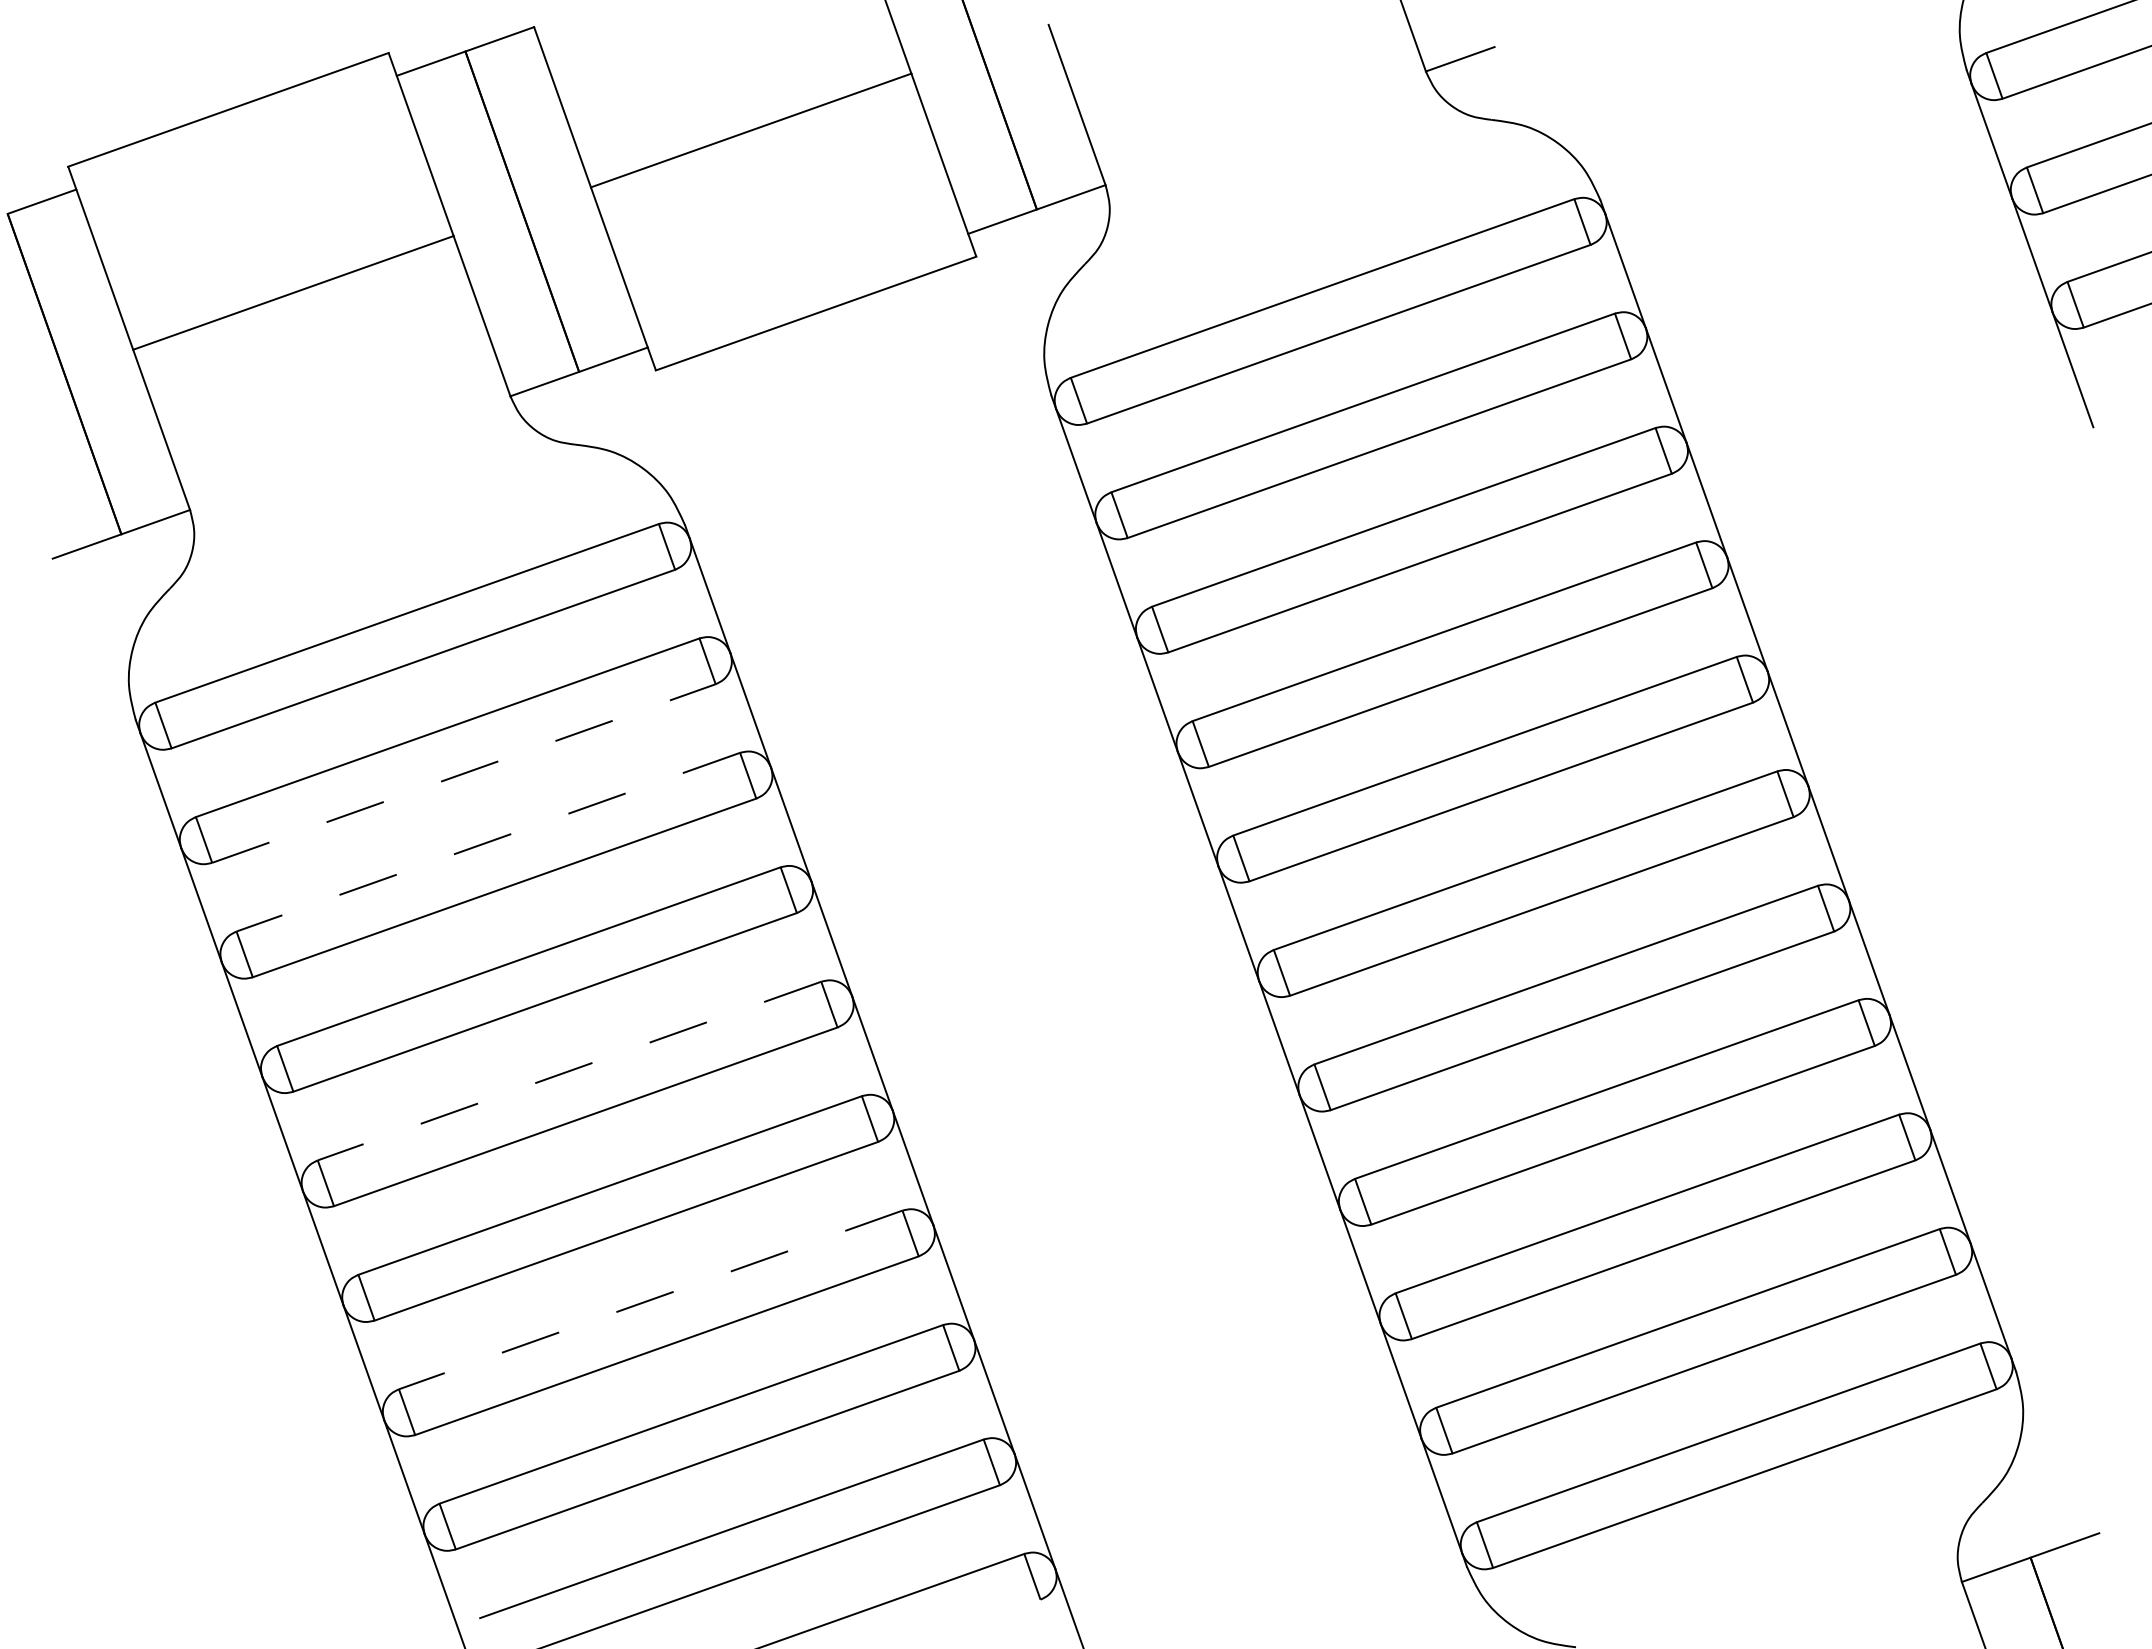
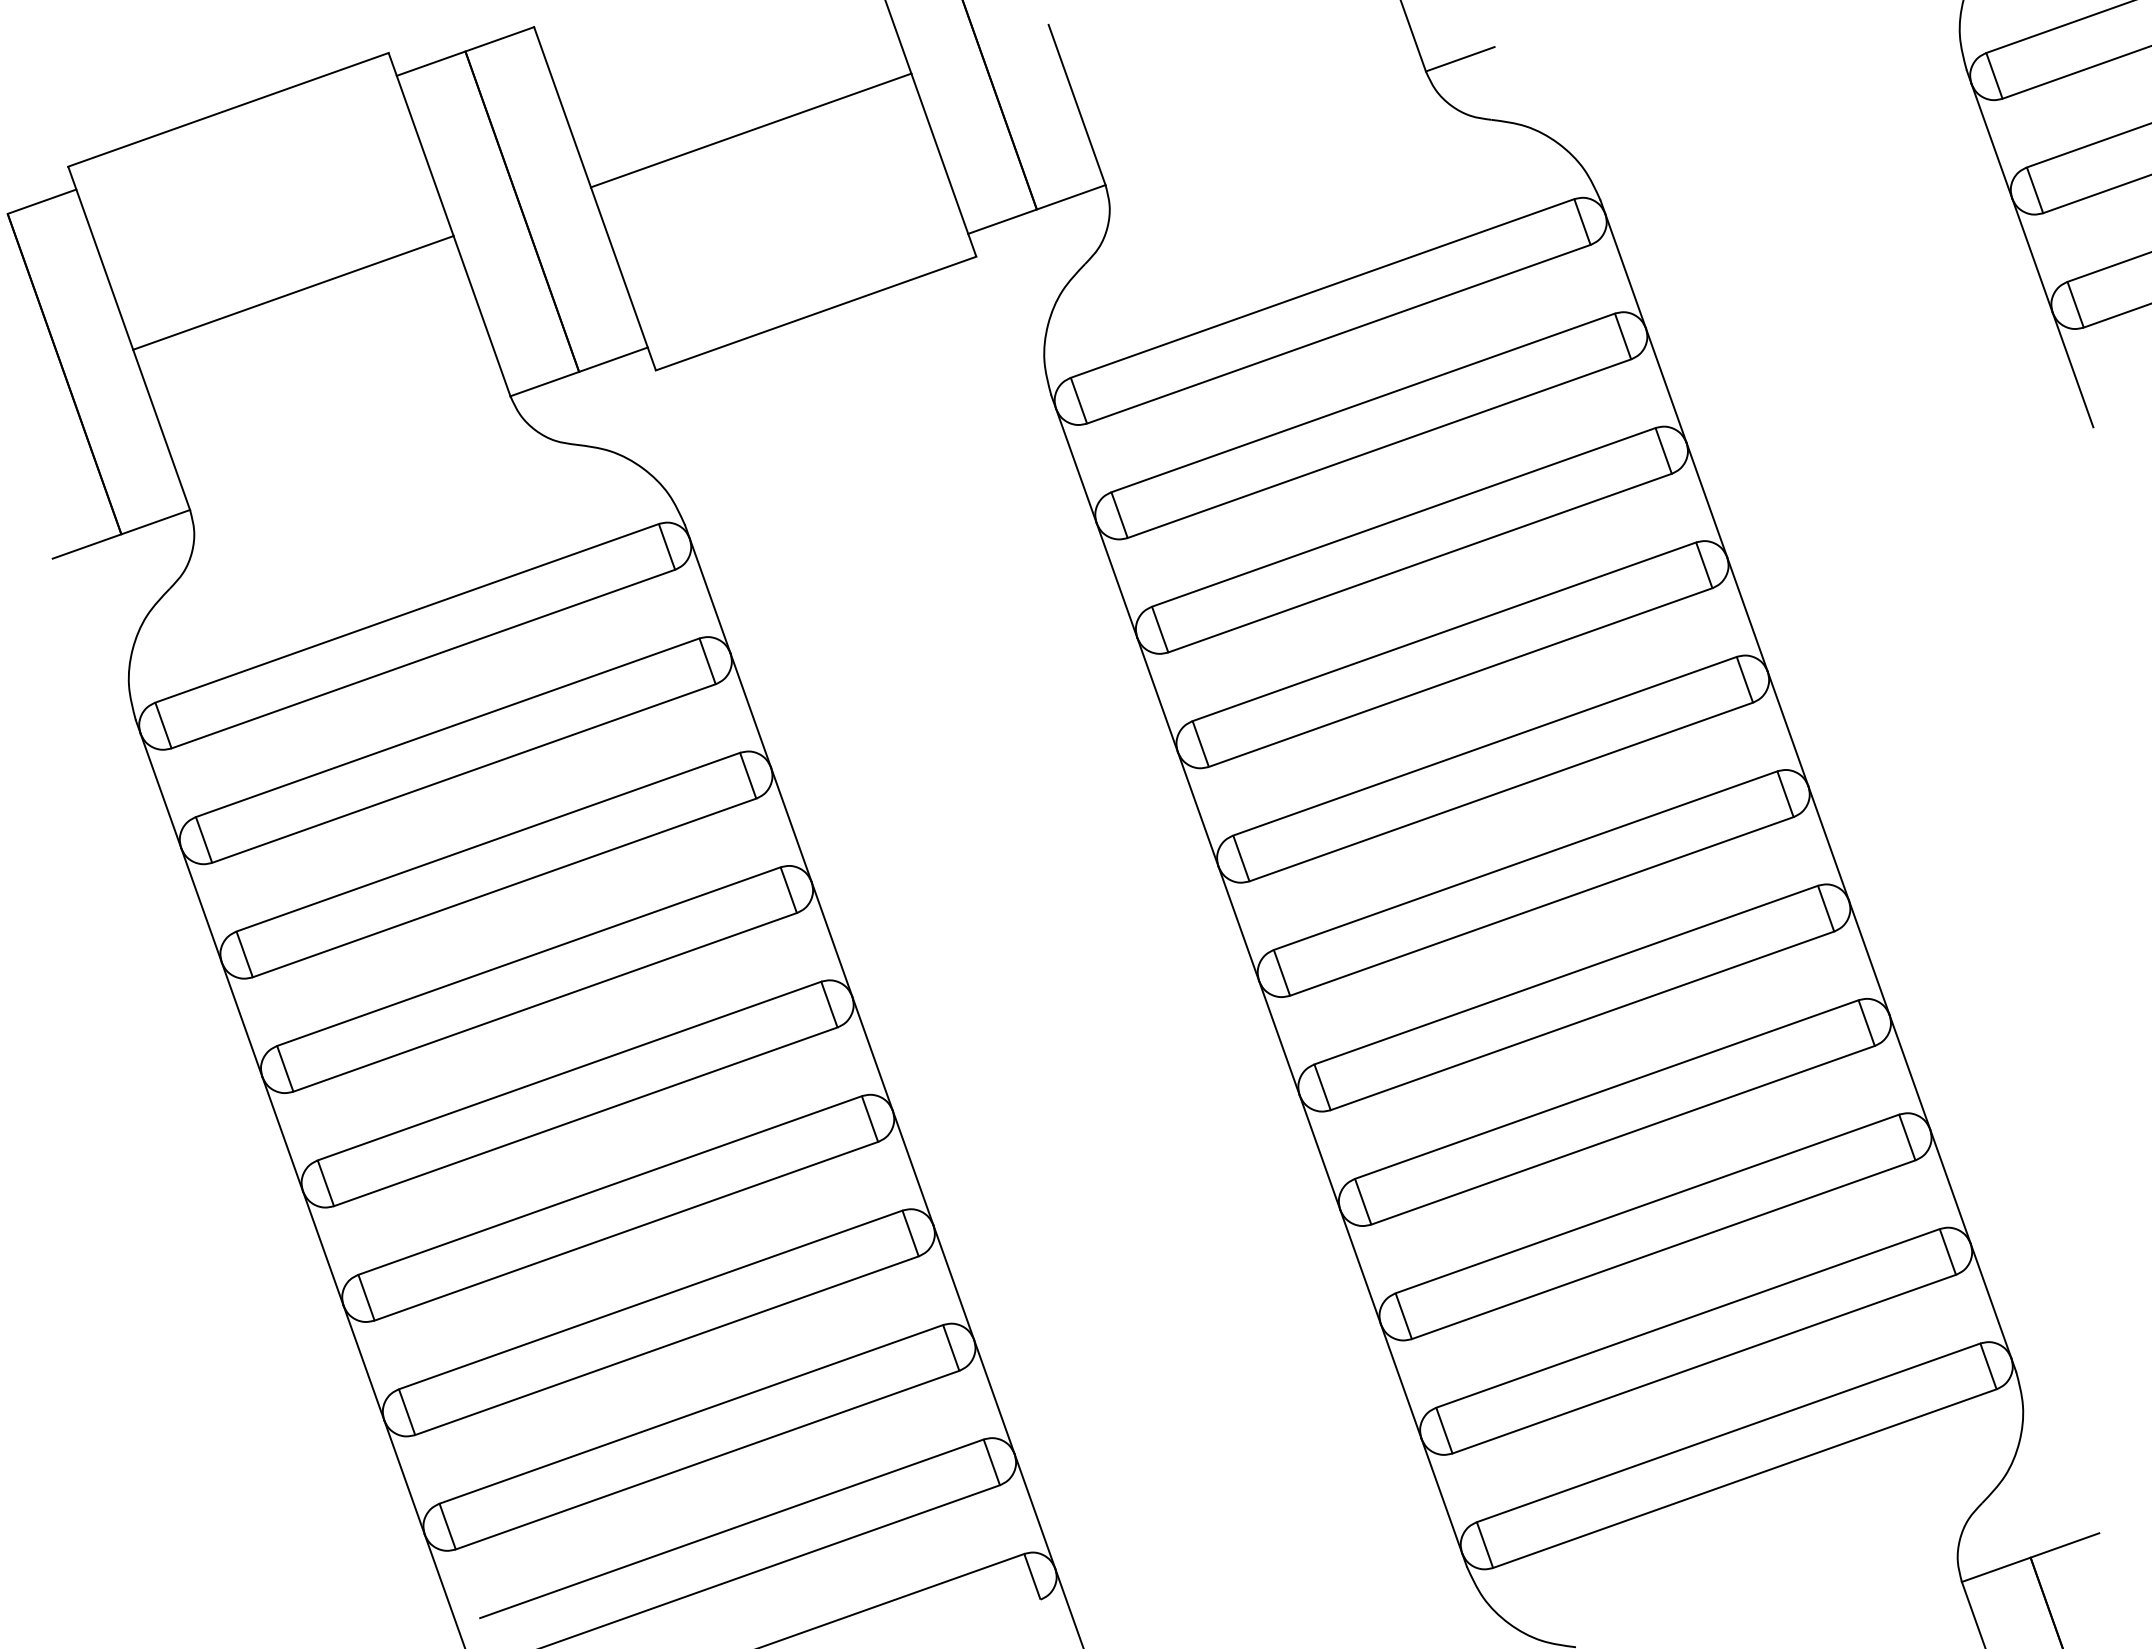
line: dashed -> solid (464, 773)
line: dashed -> solid (487, 842)
line: dashed -> solid (569, 1071)
line: dashed -> solid (650, 1300)
